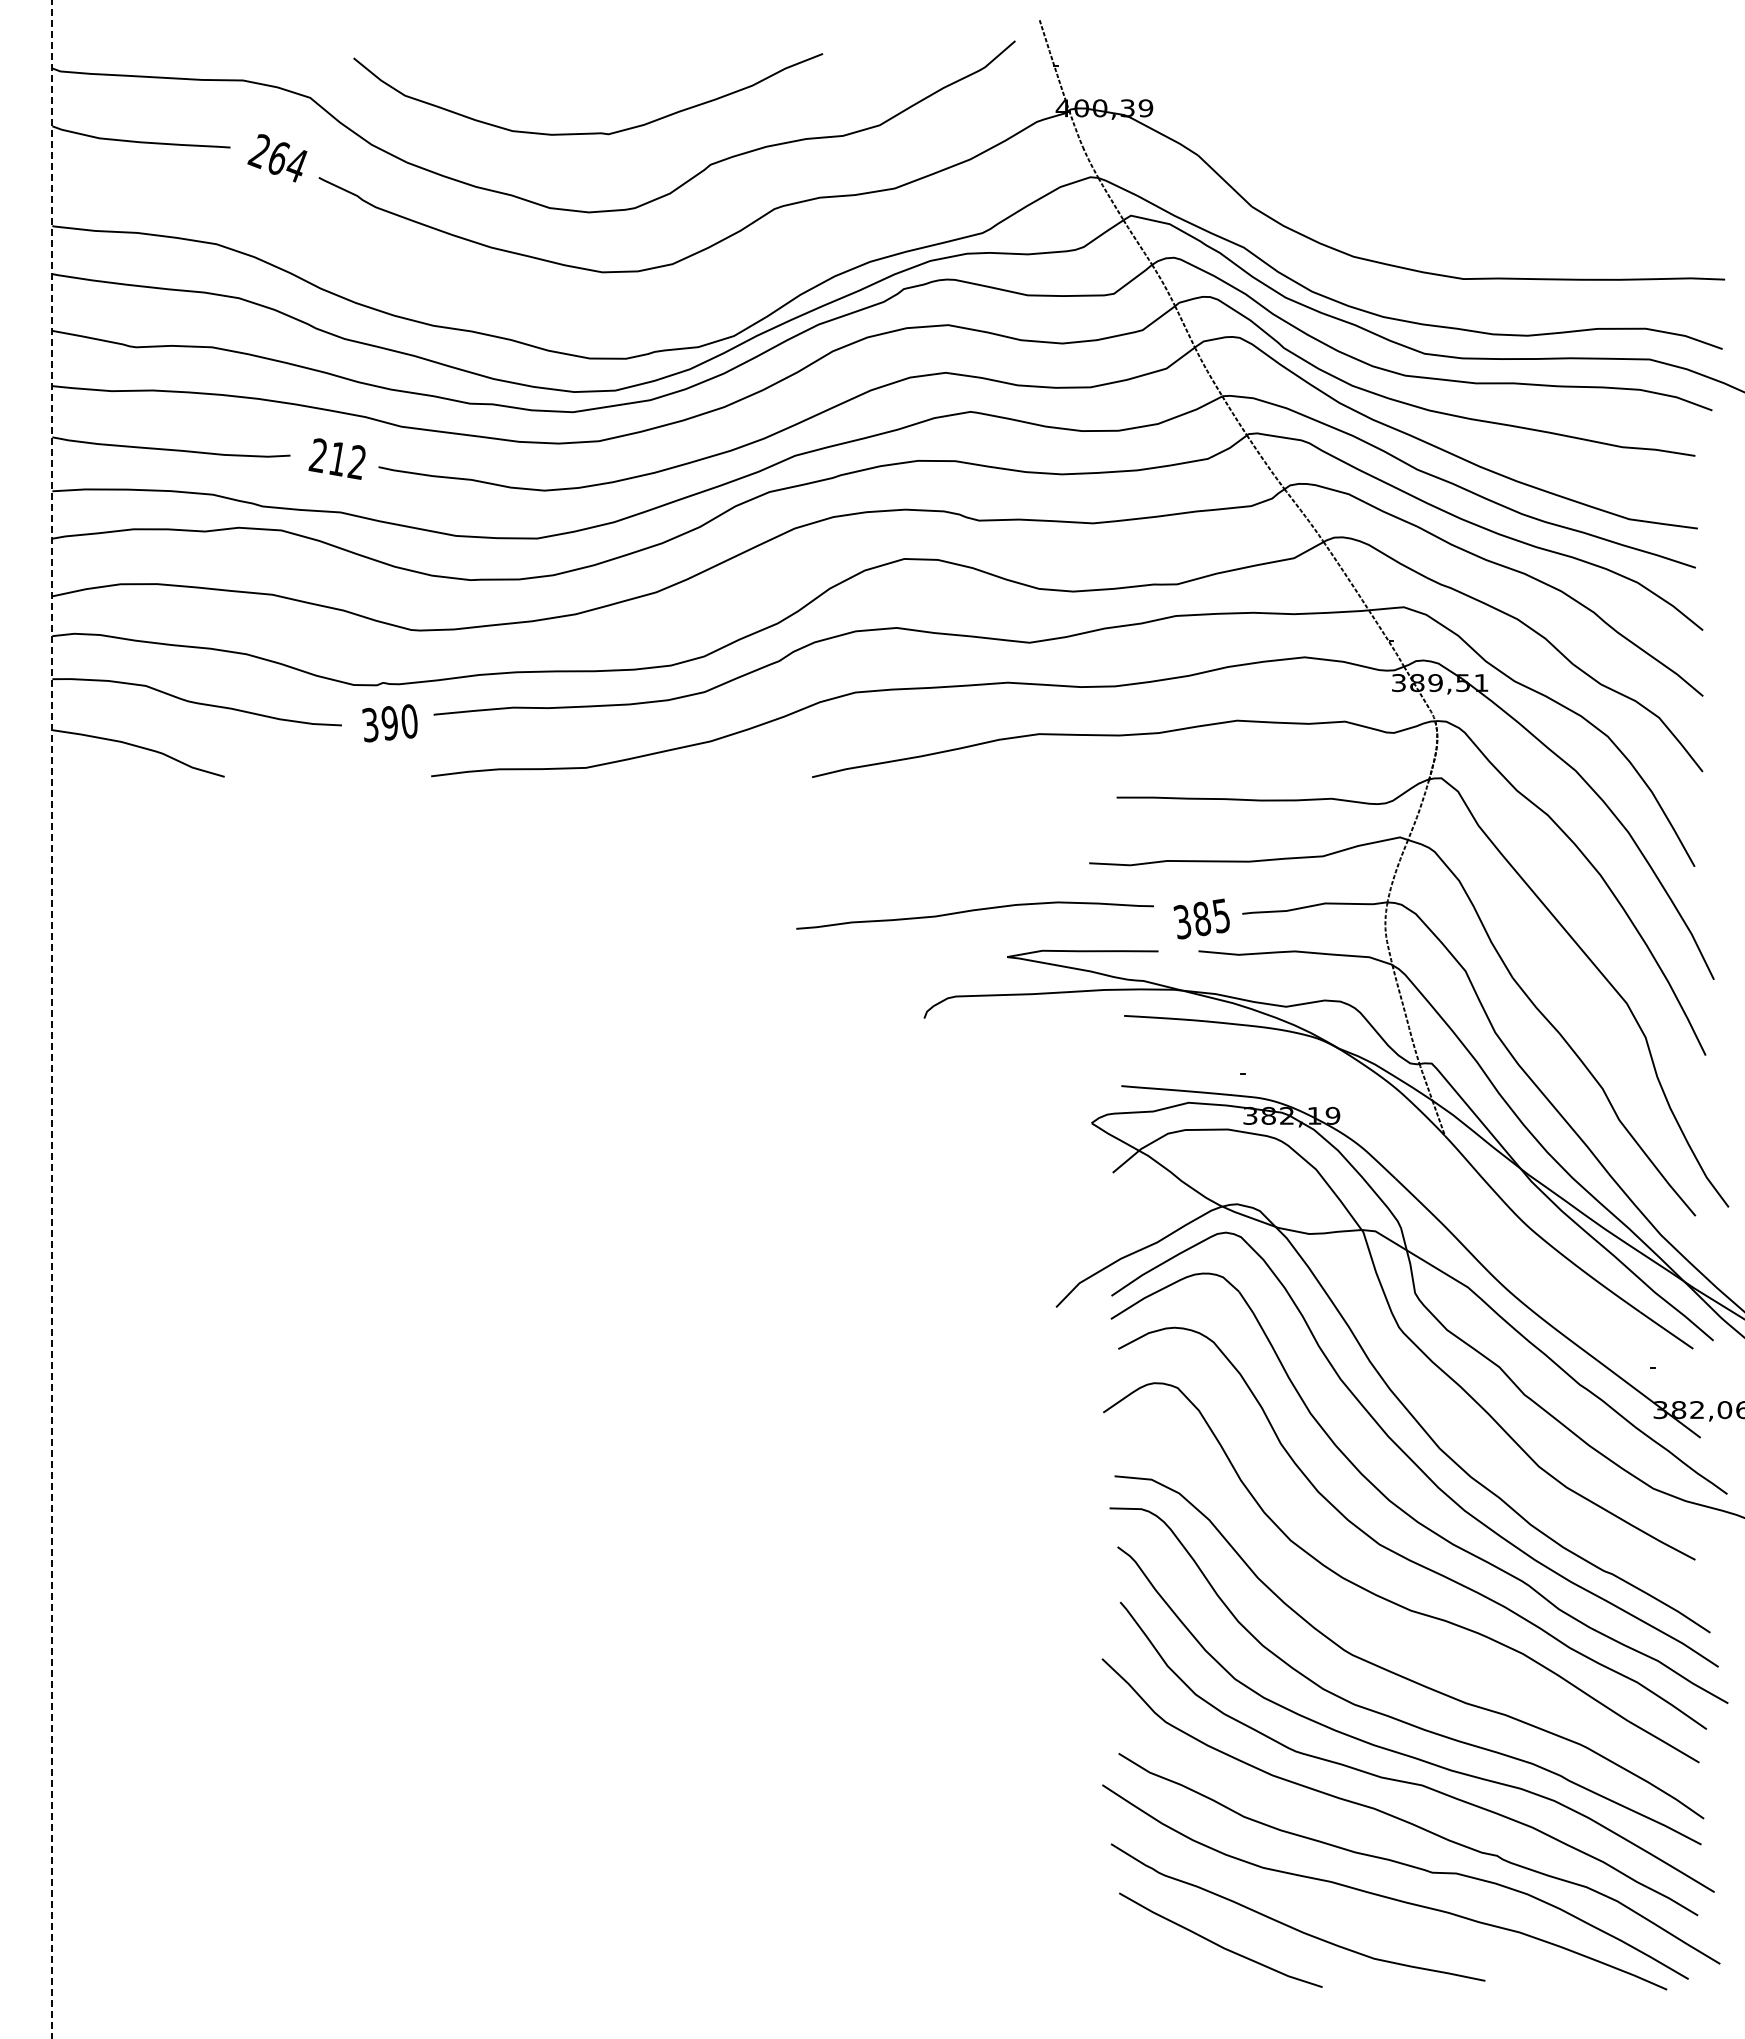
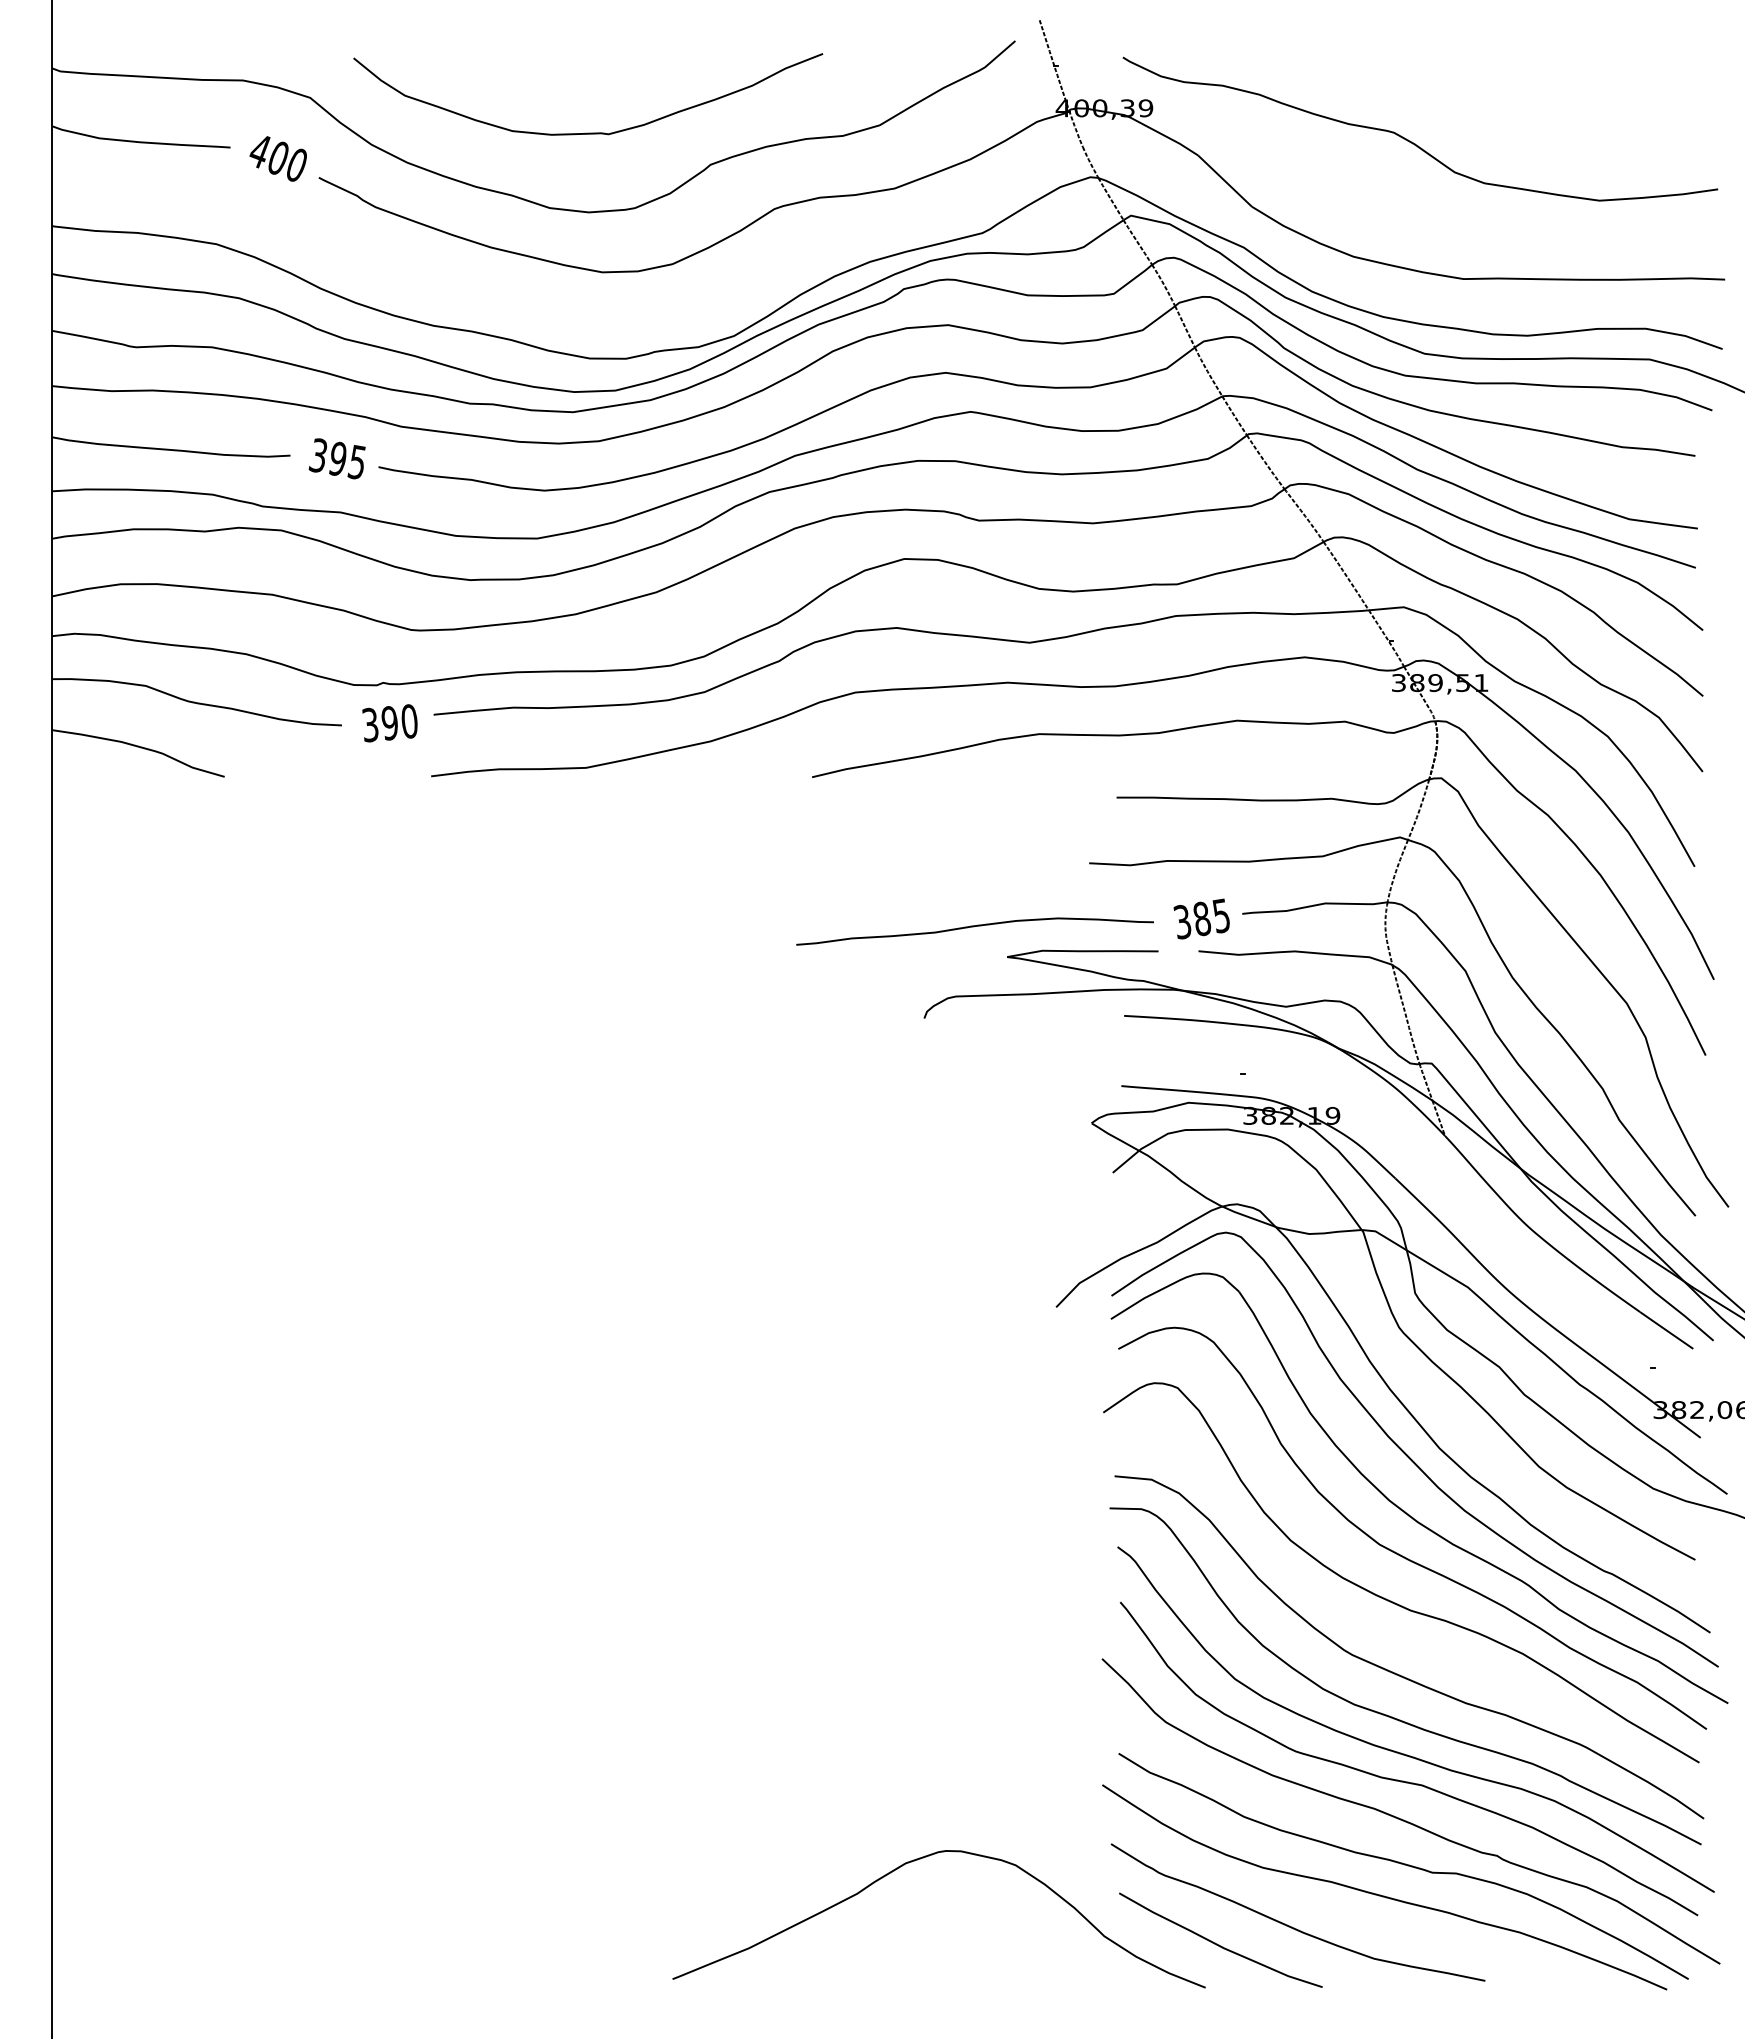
curve: none -> present (1410, 140)
text: 264 -> 400 (277, 158)
text: 212 -> 395 (336, 458)
curve position: (974, 911) -> (974, 927) (974, 927)
line: dashed -> solid (52, 1019)
curve: none -> present (917, 1860)
